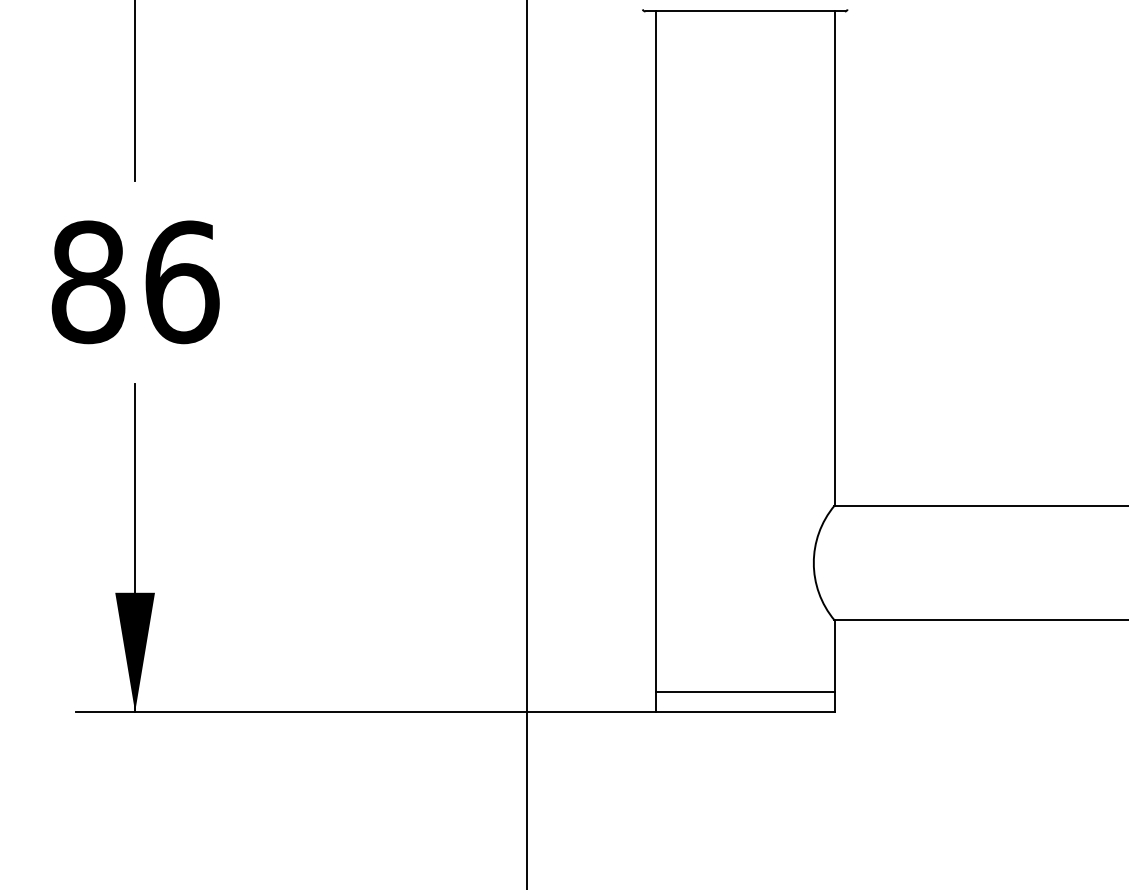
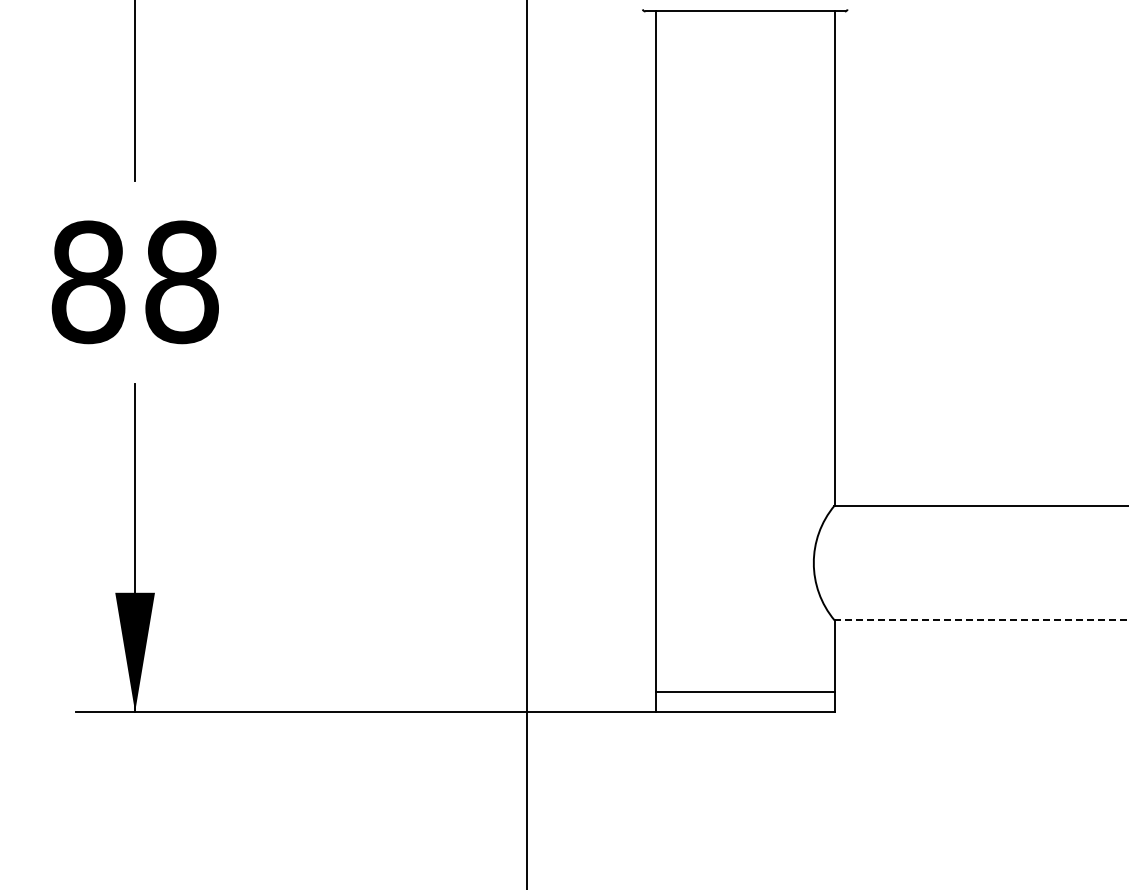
text: 86 -> 88 (182, 282)
line: solid -> dashed (981, 620)
